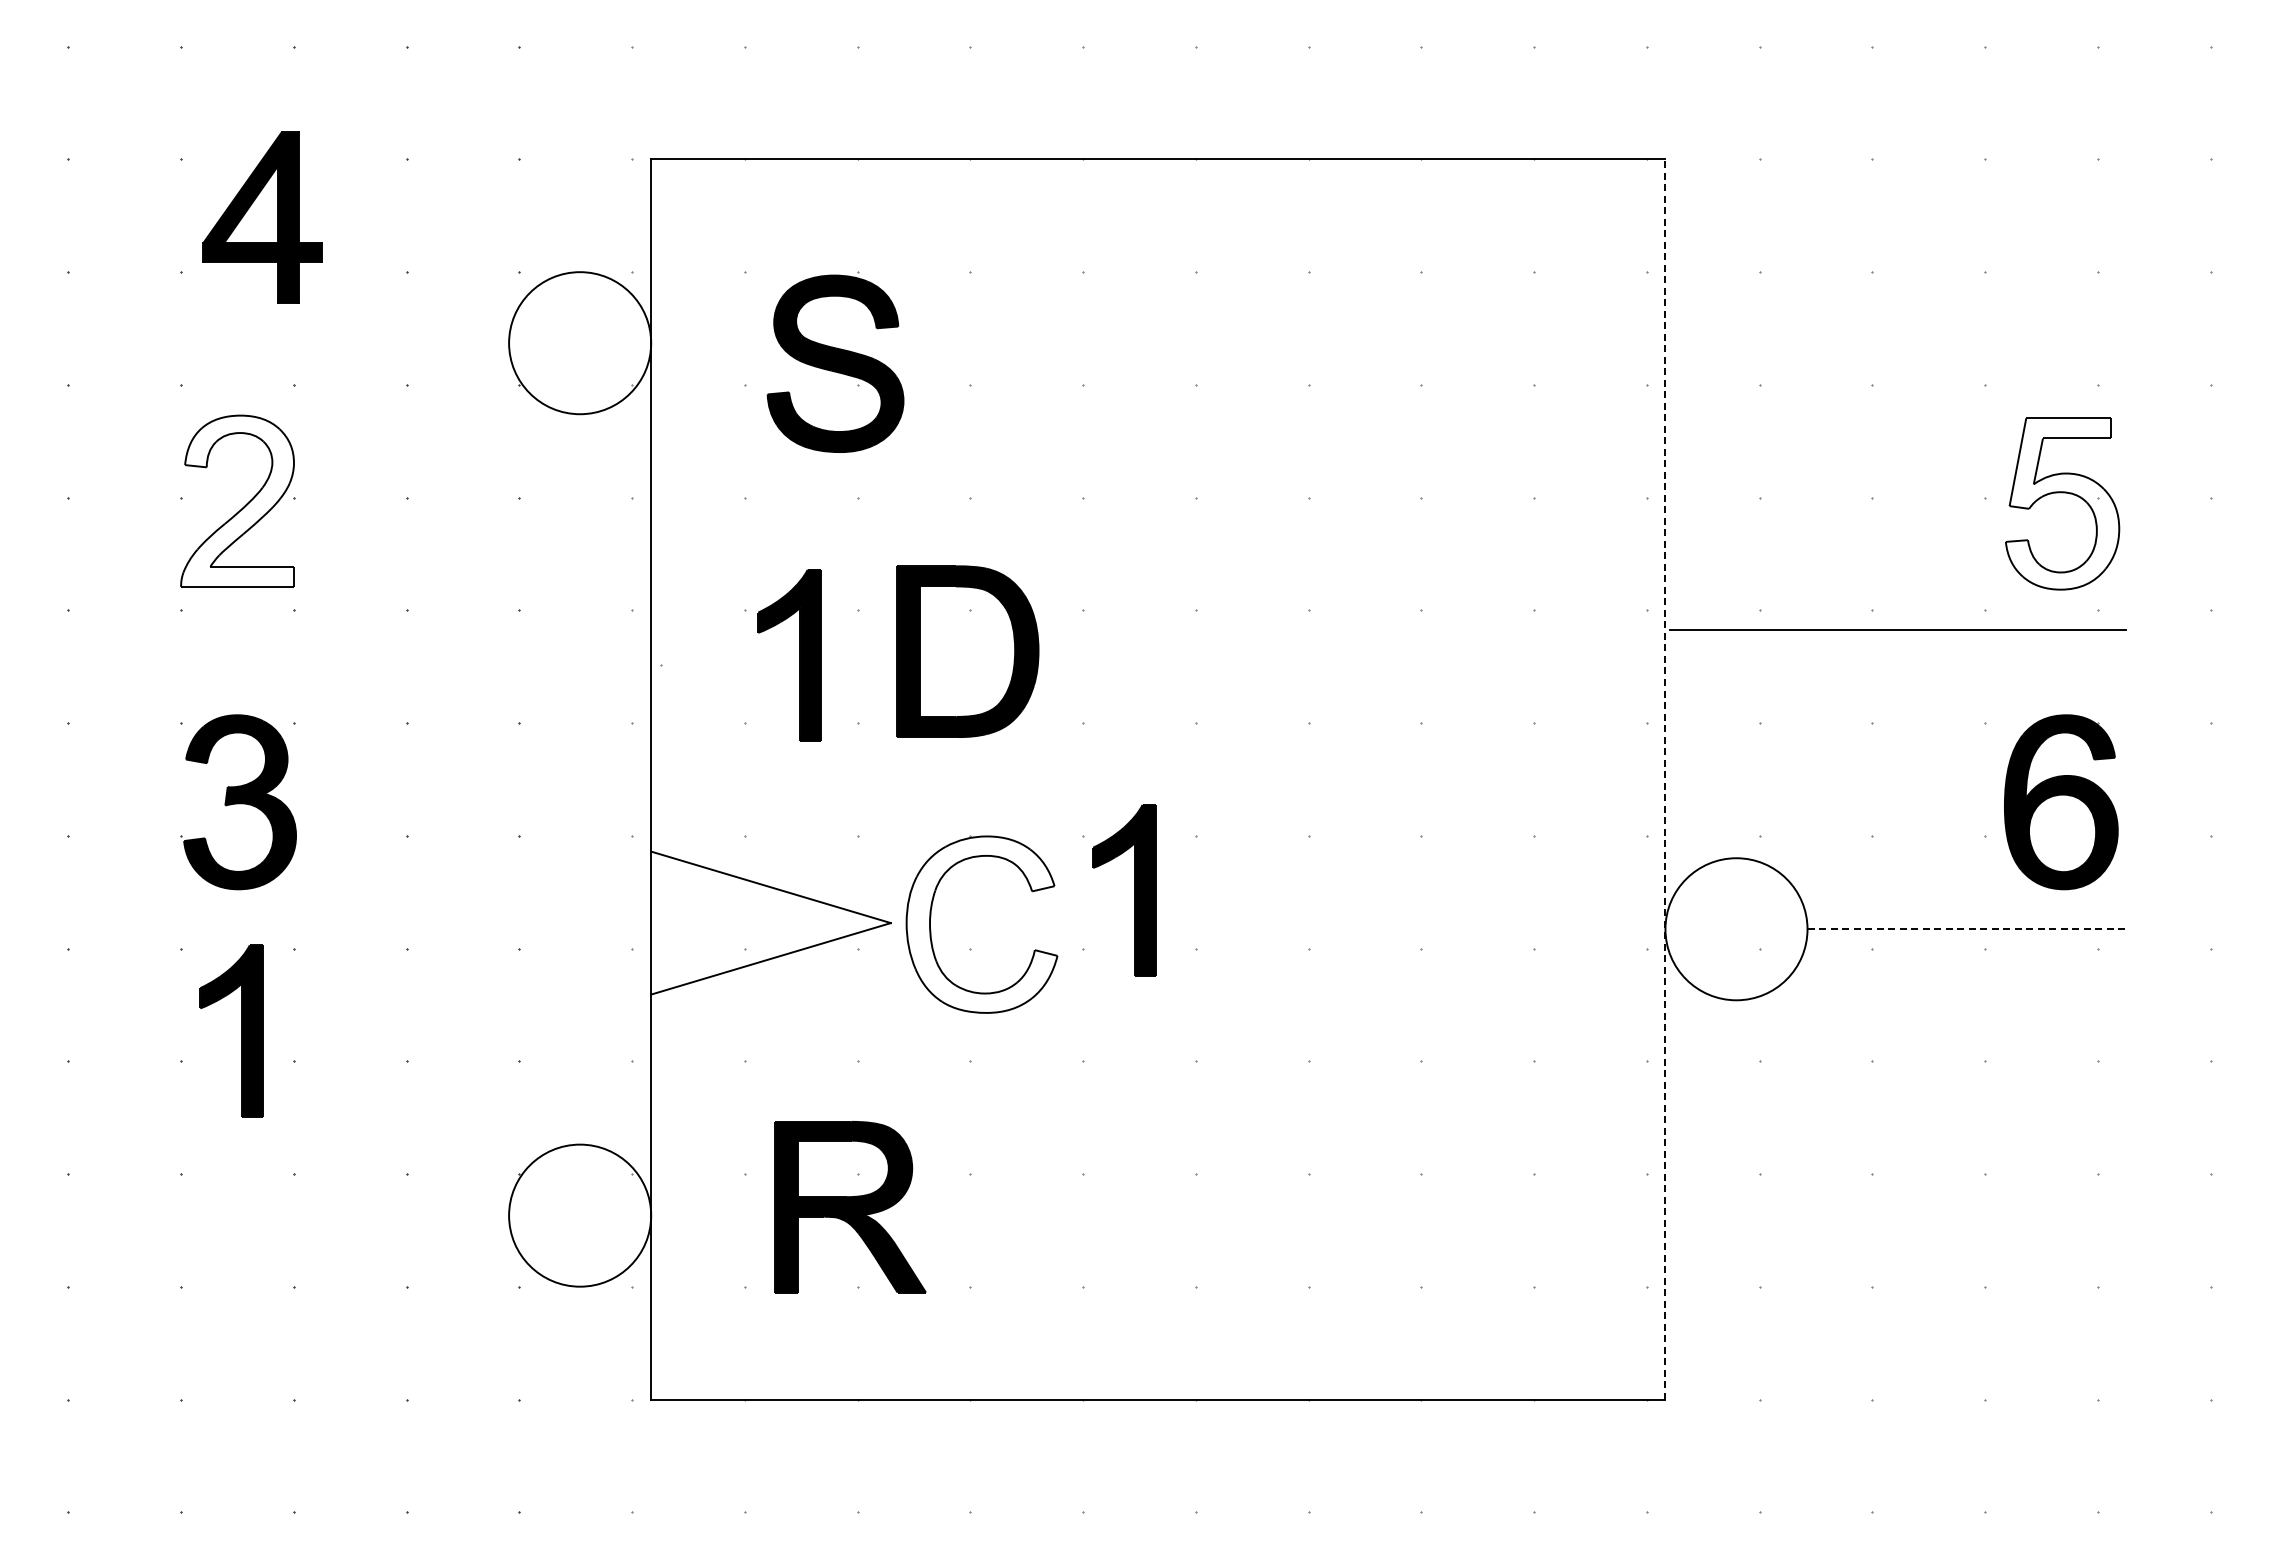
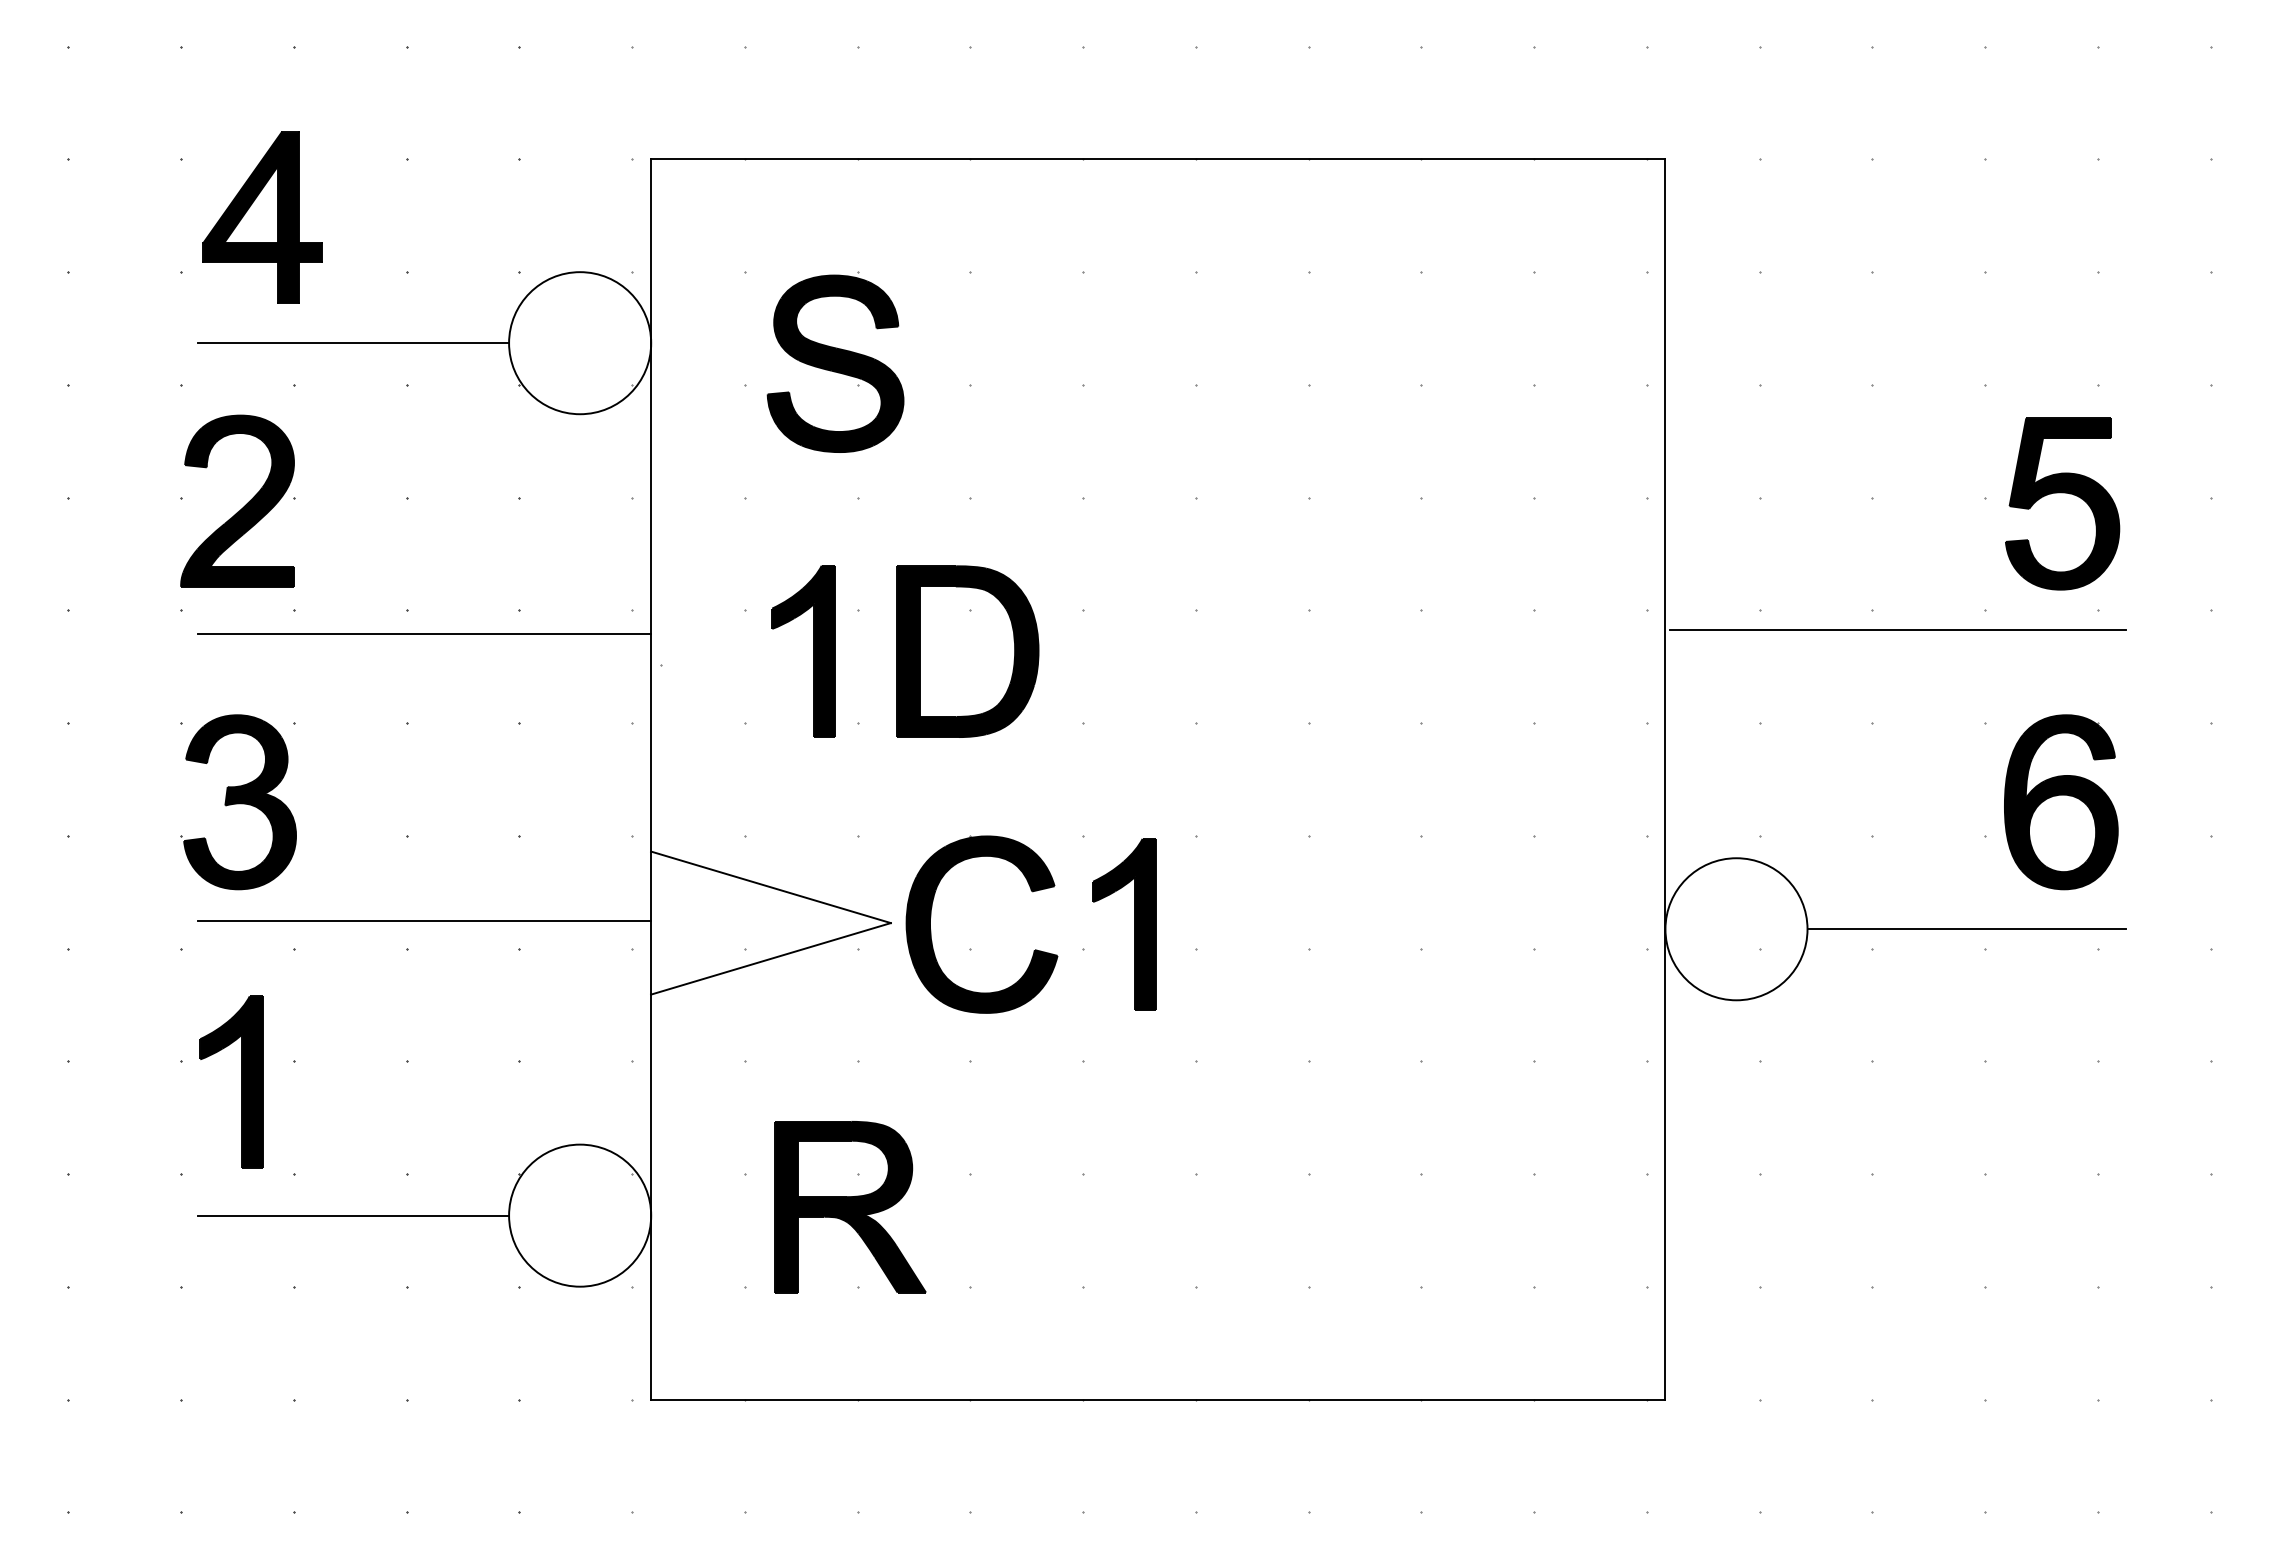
line: none -> present (353, 343)
fill: none -> present (237, 500)
fill: none -> present (2062, 503)
line: none -> present (424, 633)
part position: (799, 655) -> (813, 651) (813, 651)
line: dashed -> solid (1665, 778)
part position: (1134, 890) -> (1134, 924) (1134, 924)
line: none -> present (424, 921)
fill: none -> present (981, 924)
line: dashed -> solid (1967, 929)
part position: (241, 1030) -> (241, 1081) (241, 1081)
line: none -> present (353, 1215)
